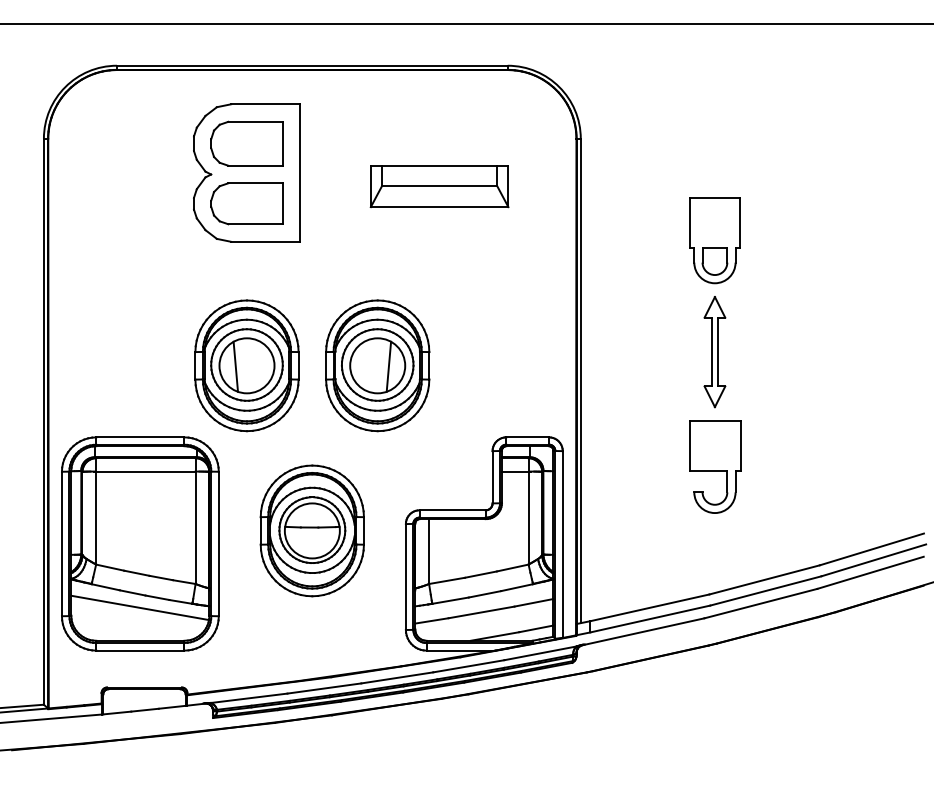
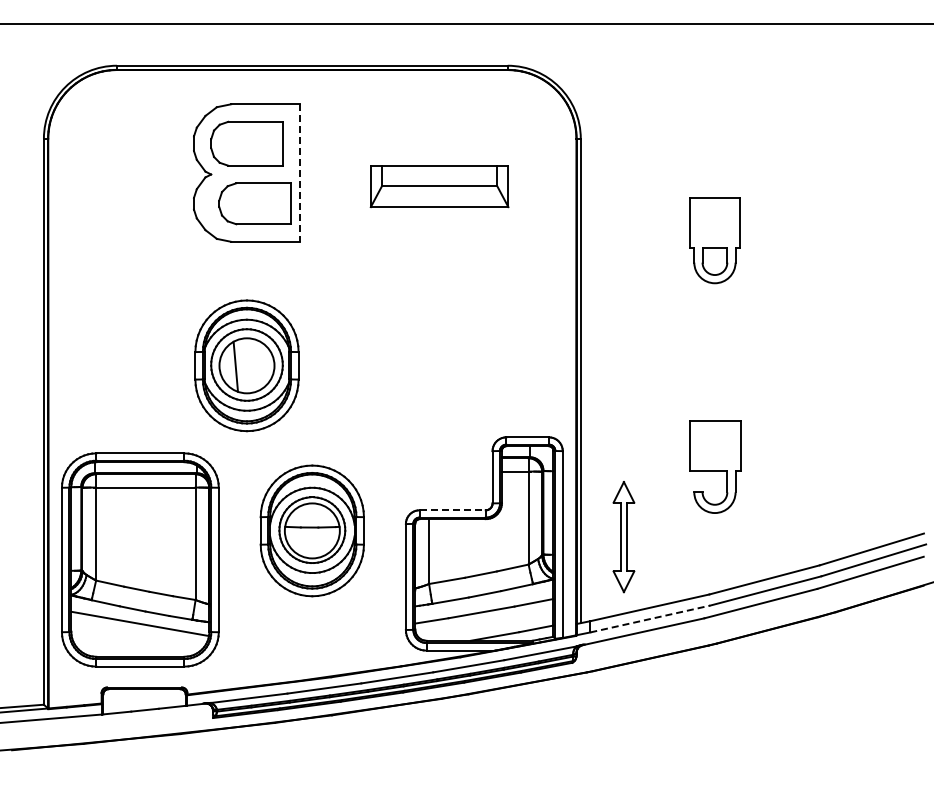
line: solid -> dashed (300, 173)
part position: (246, 203) -> (254, 203) (254, 203)
part position: (714, 352) -> (623, 537) (623, 537)
part: present -> none (377, 365)
line: solid -> dashed (453, 510)
part position: (140, 543) -> (140, 559) (140, 559)
line: solid -> dashed (650, 618)
